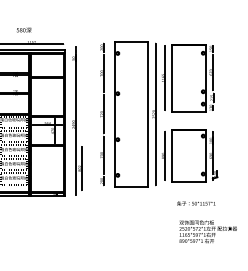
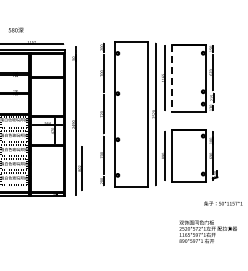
text position: (23, 29) -> (15, 29) (15, 29)
line: solid -> dashed (171, 78)
text position: (196, 203) -> (223, 203) (223, 203)
